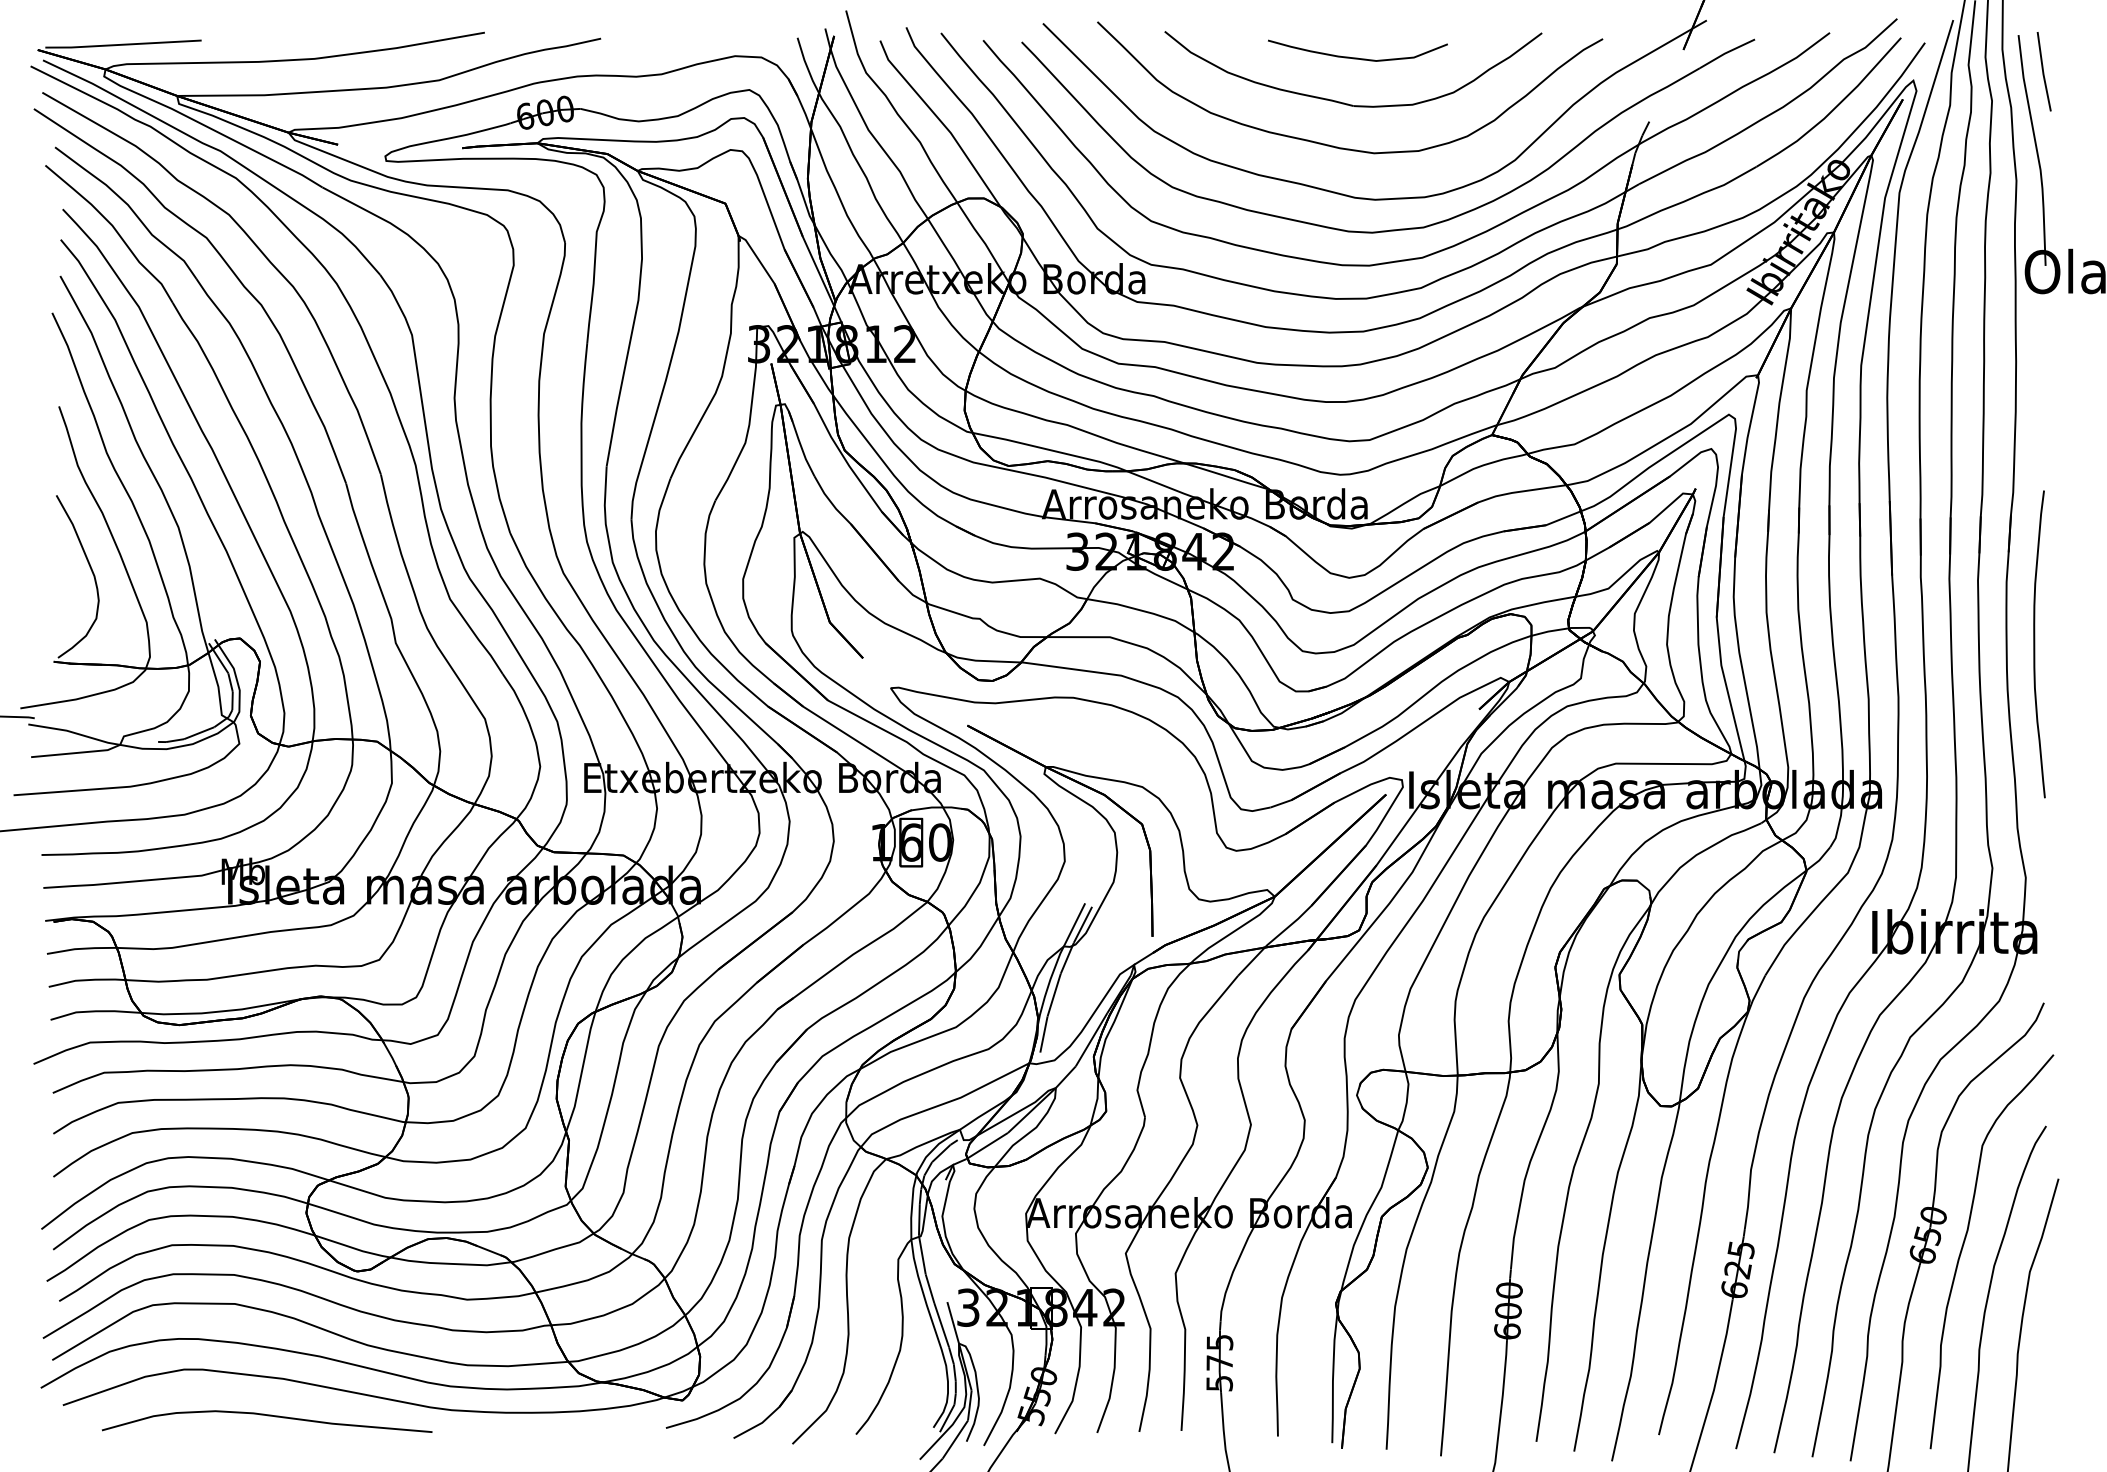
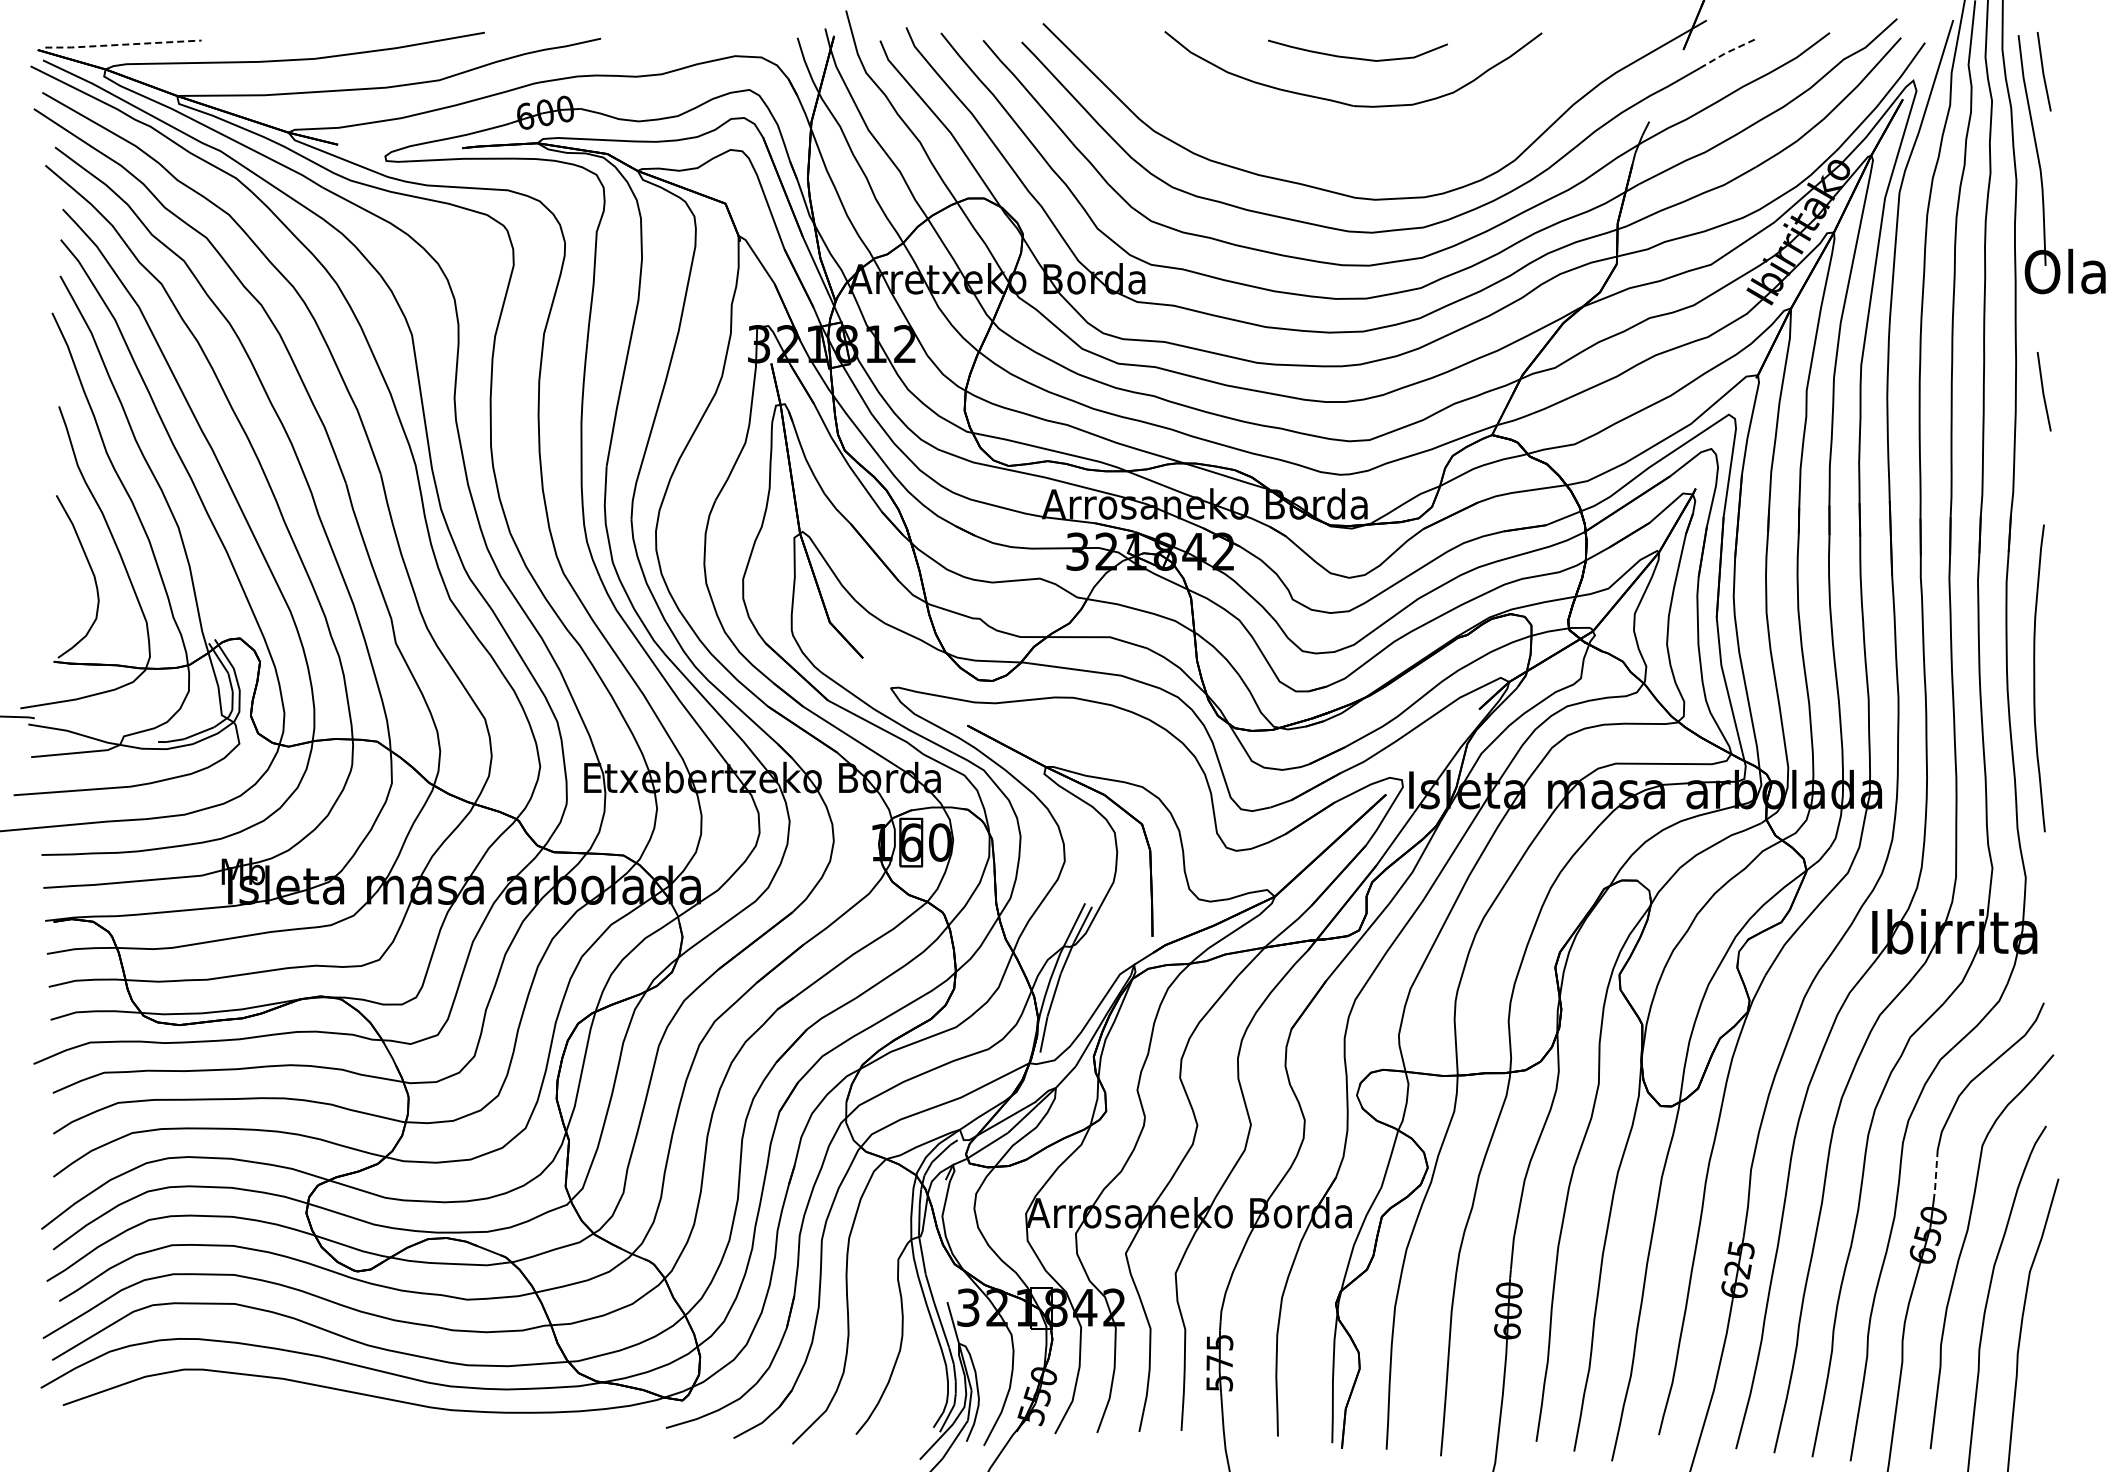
line: solid -> dashed (123, 44)
line: solid -> dashed (1726, 52)
curve: present -> none (1343, 147)
line: none -> present (2043, 391)
curve position: (2035, 644) -> (2035, 678) (2035, 678)
line: solid -> dashed (1936, 1173)
curve: present -> none (267, 1416)
